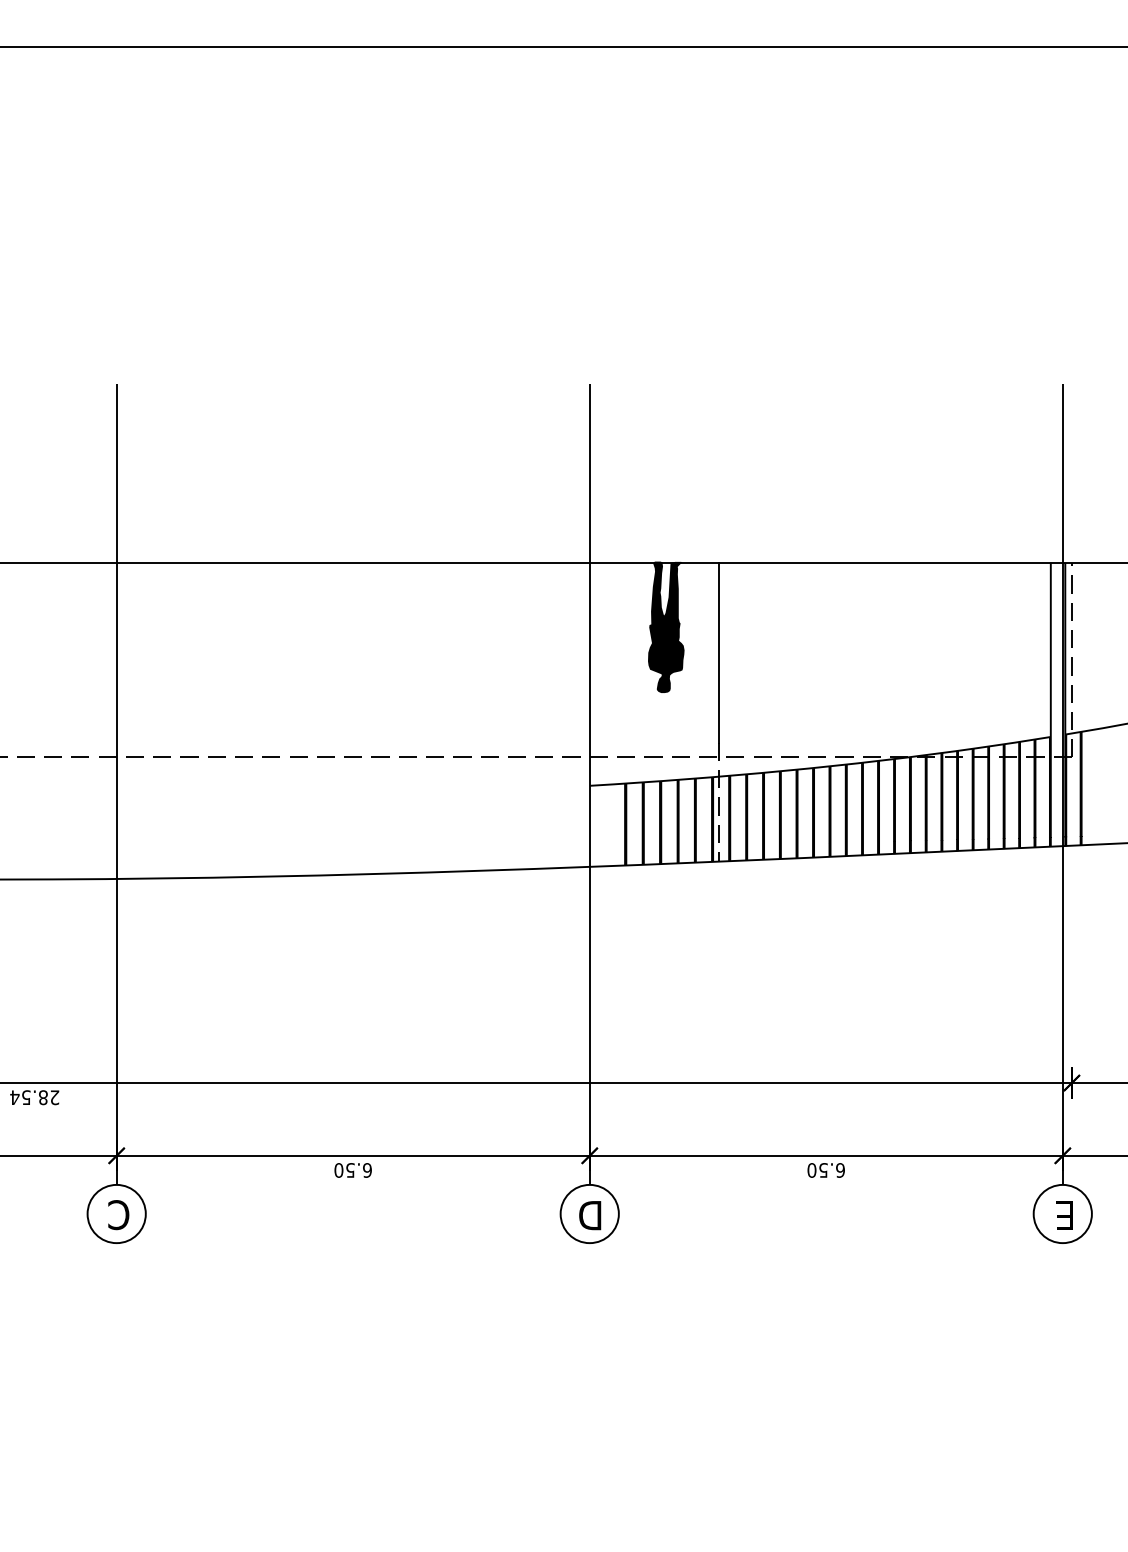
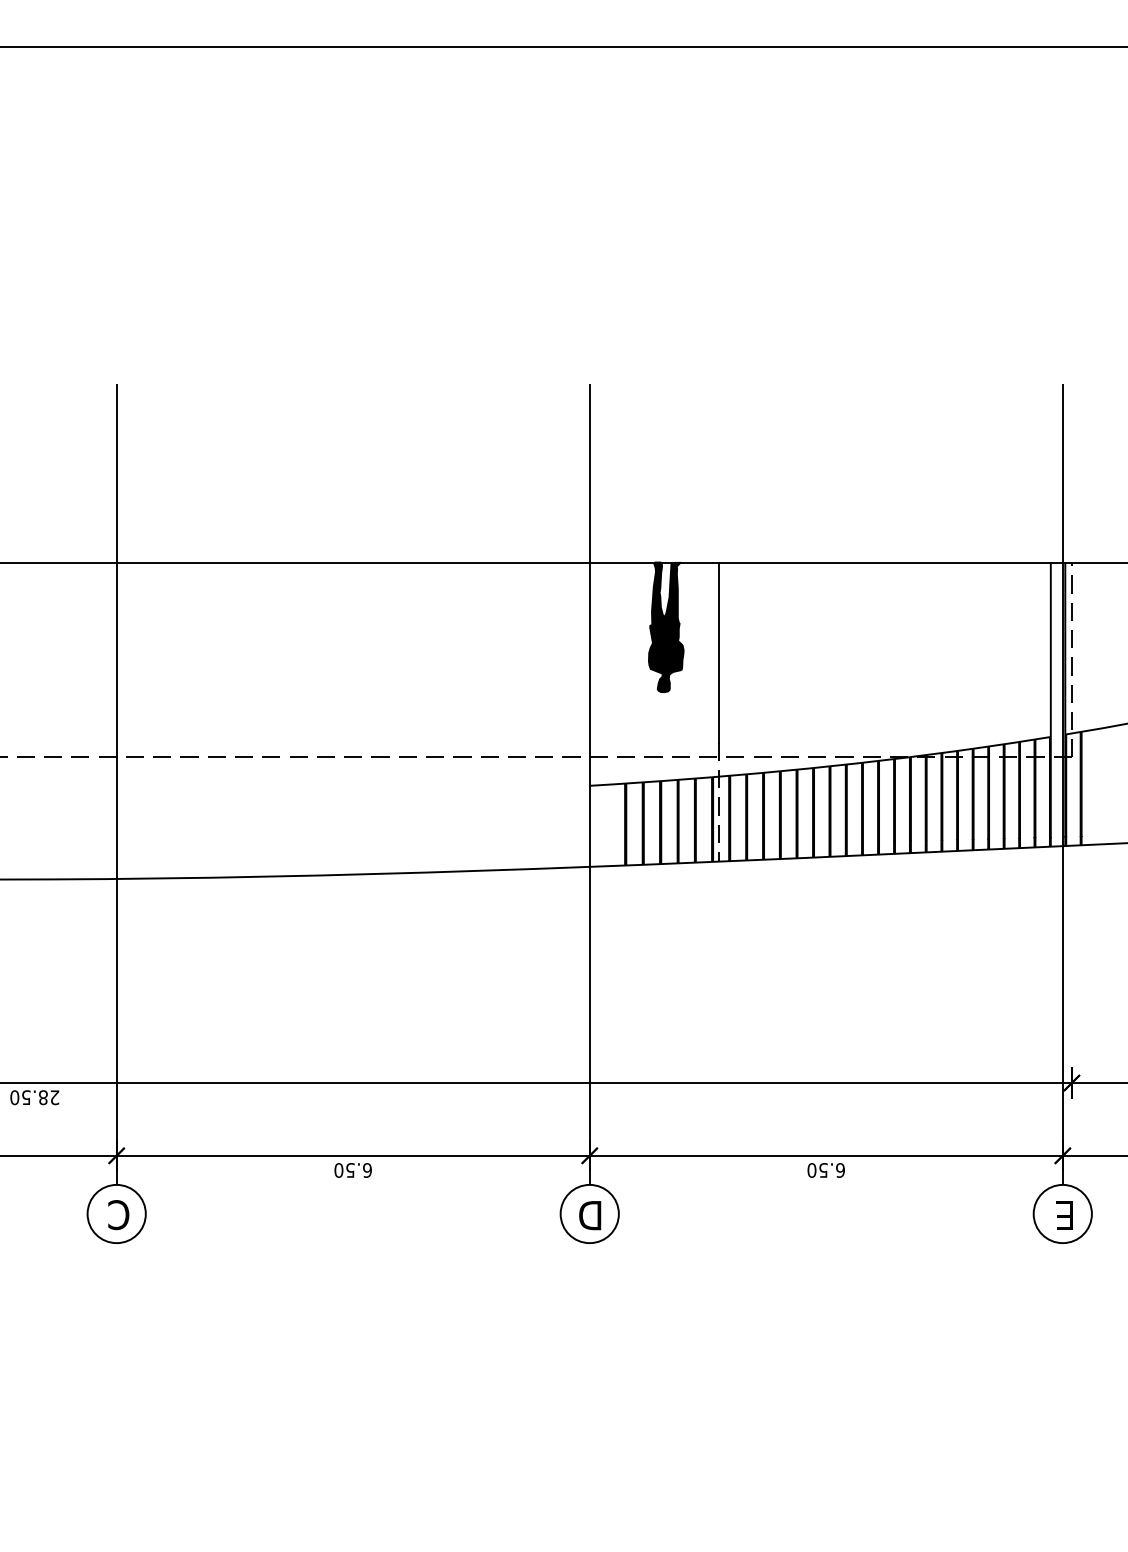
text: 28.54 -> 28.50 (14, 1097)
